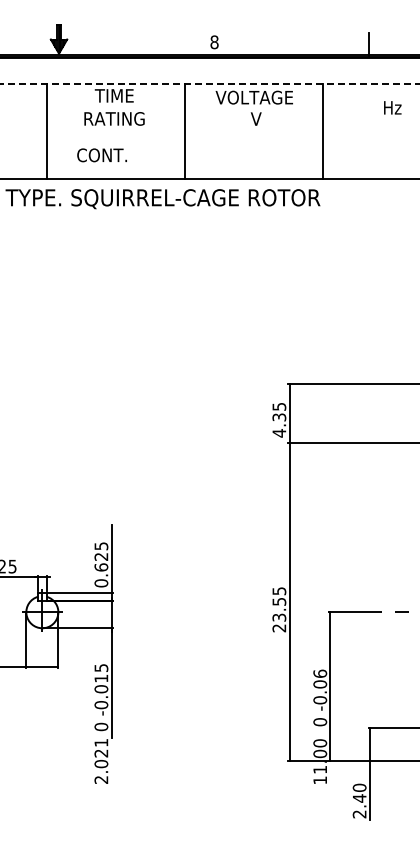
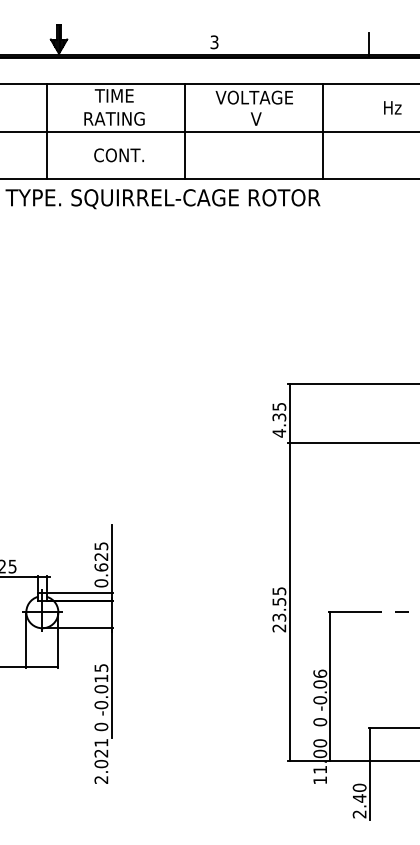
text: 8 -> 3 (214, 42)
line: dashed -> solid (210, 84)
line: none -> present (209, 131)
text position: (101, 155) -> (118, 155) (118, 155)
